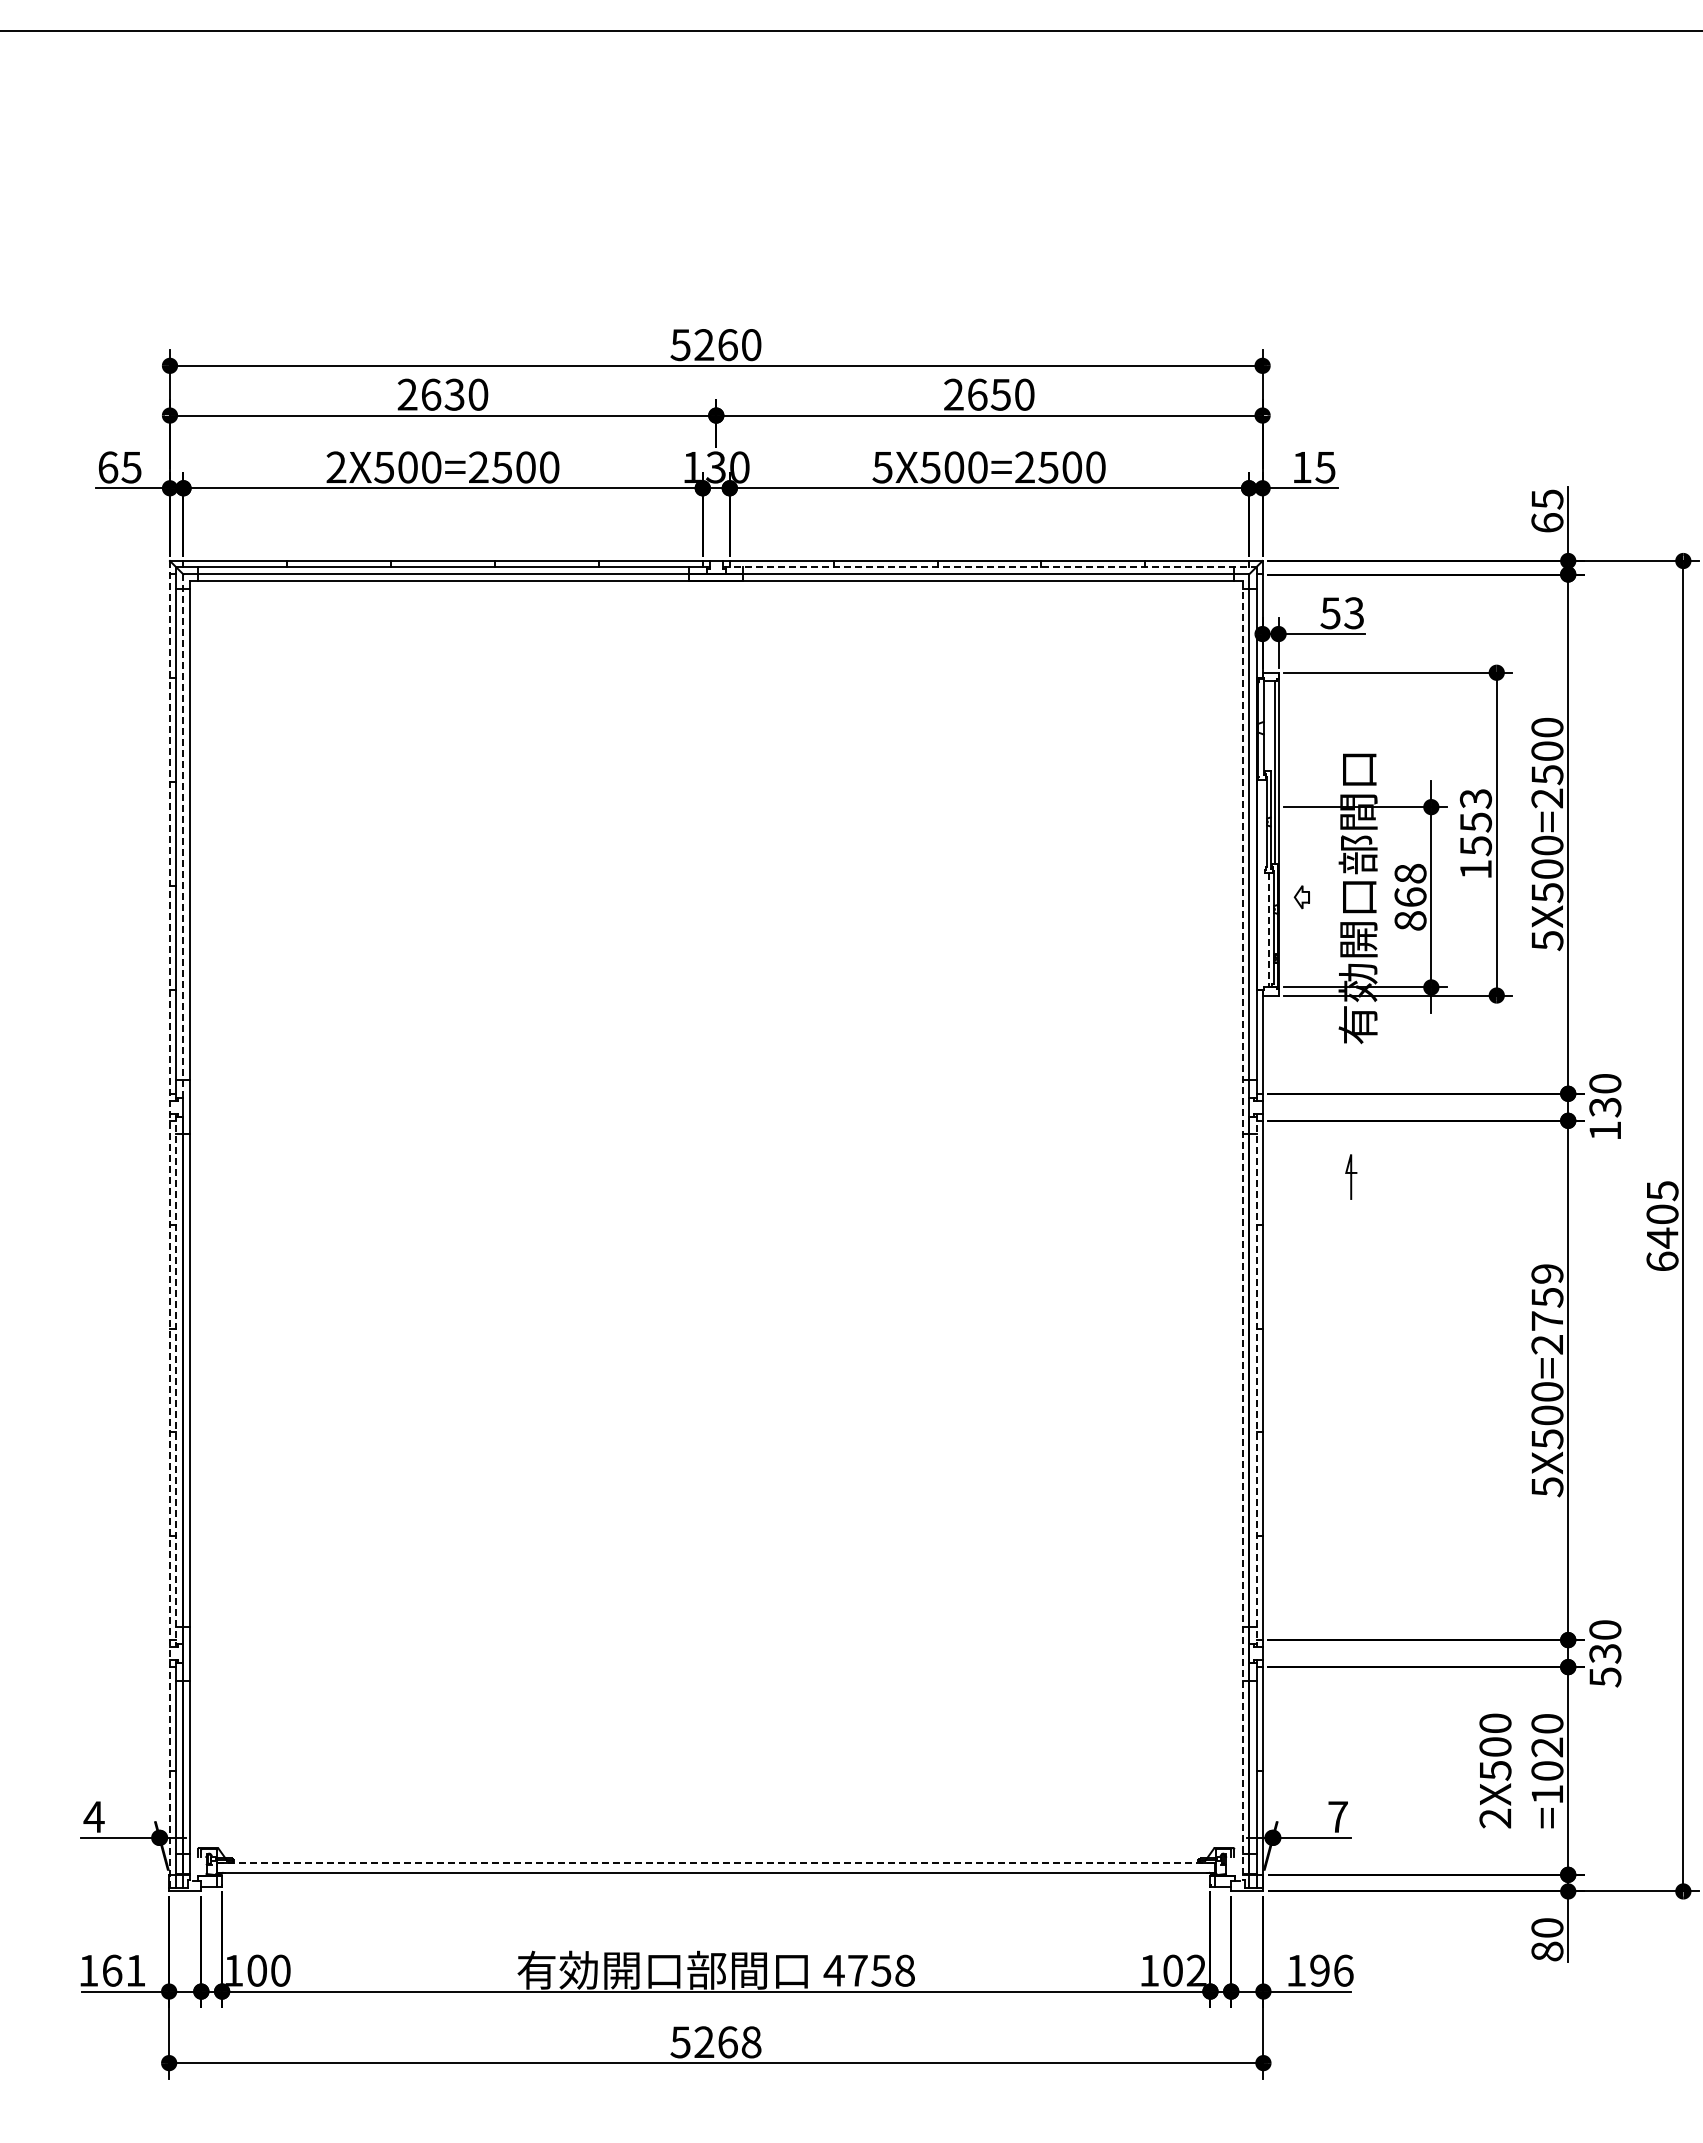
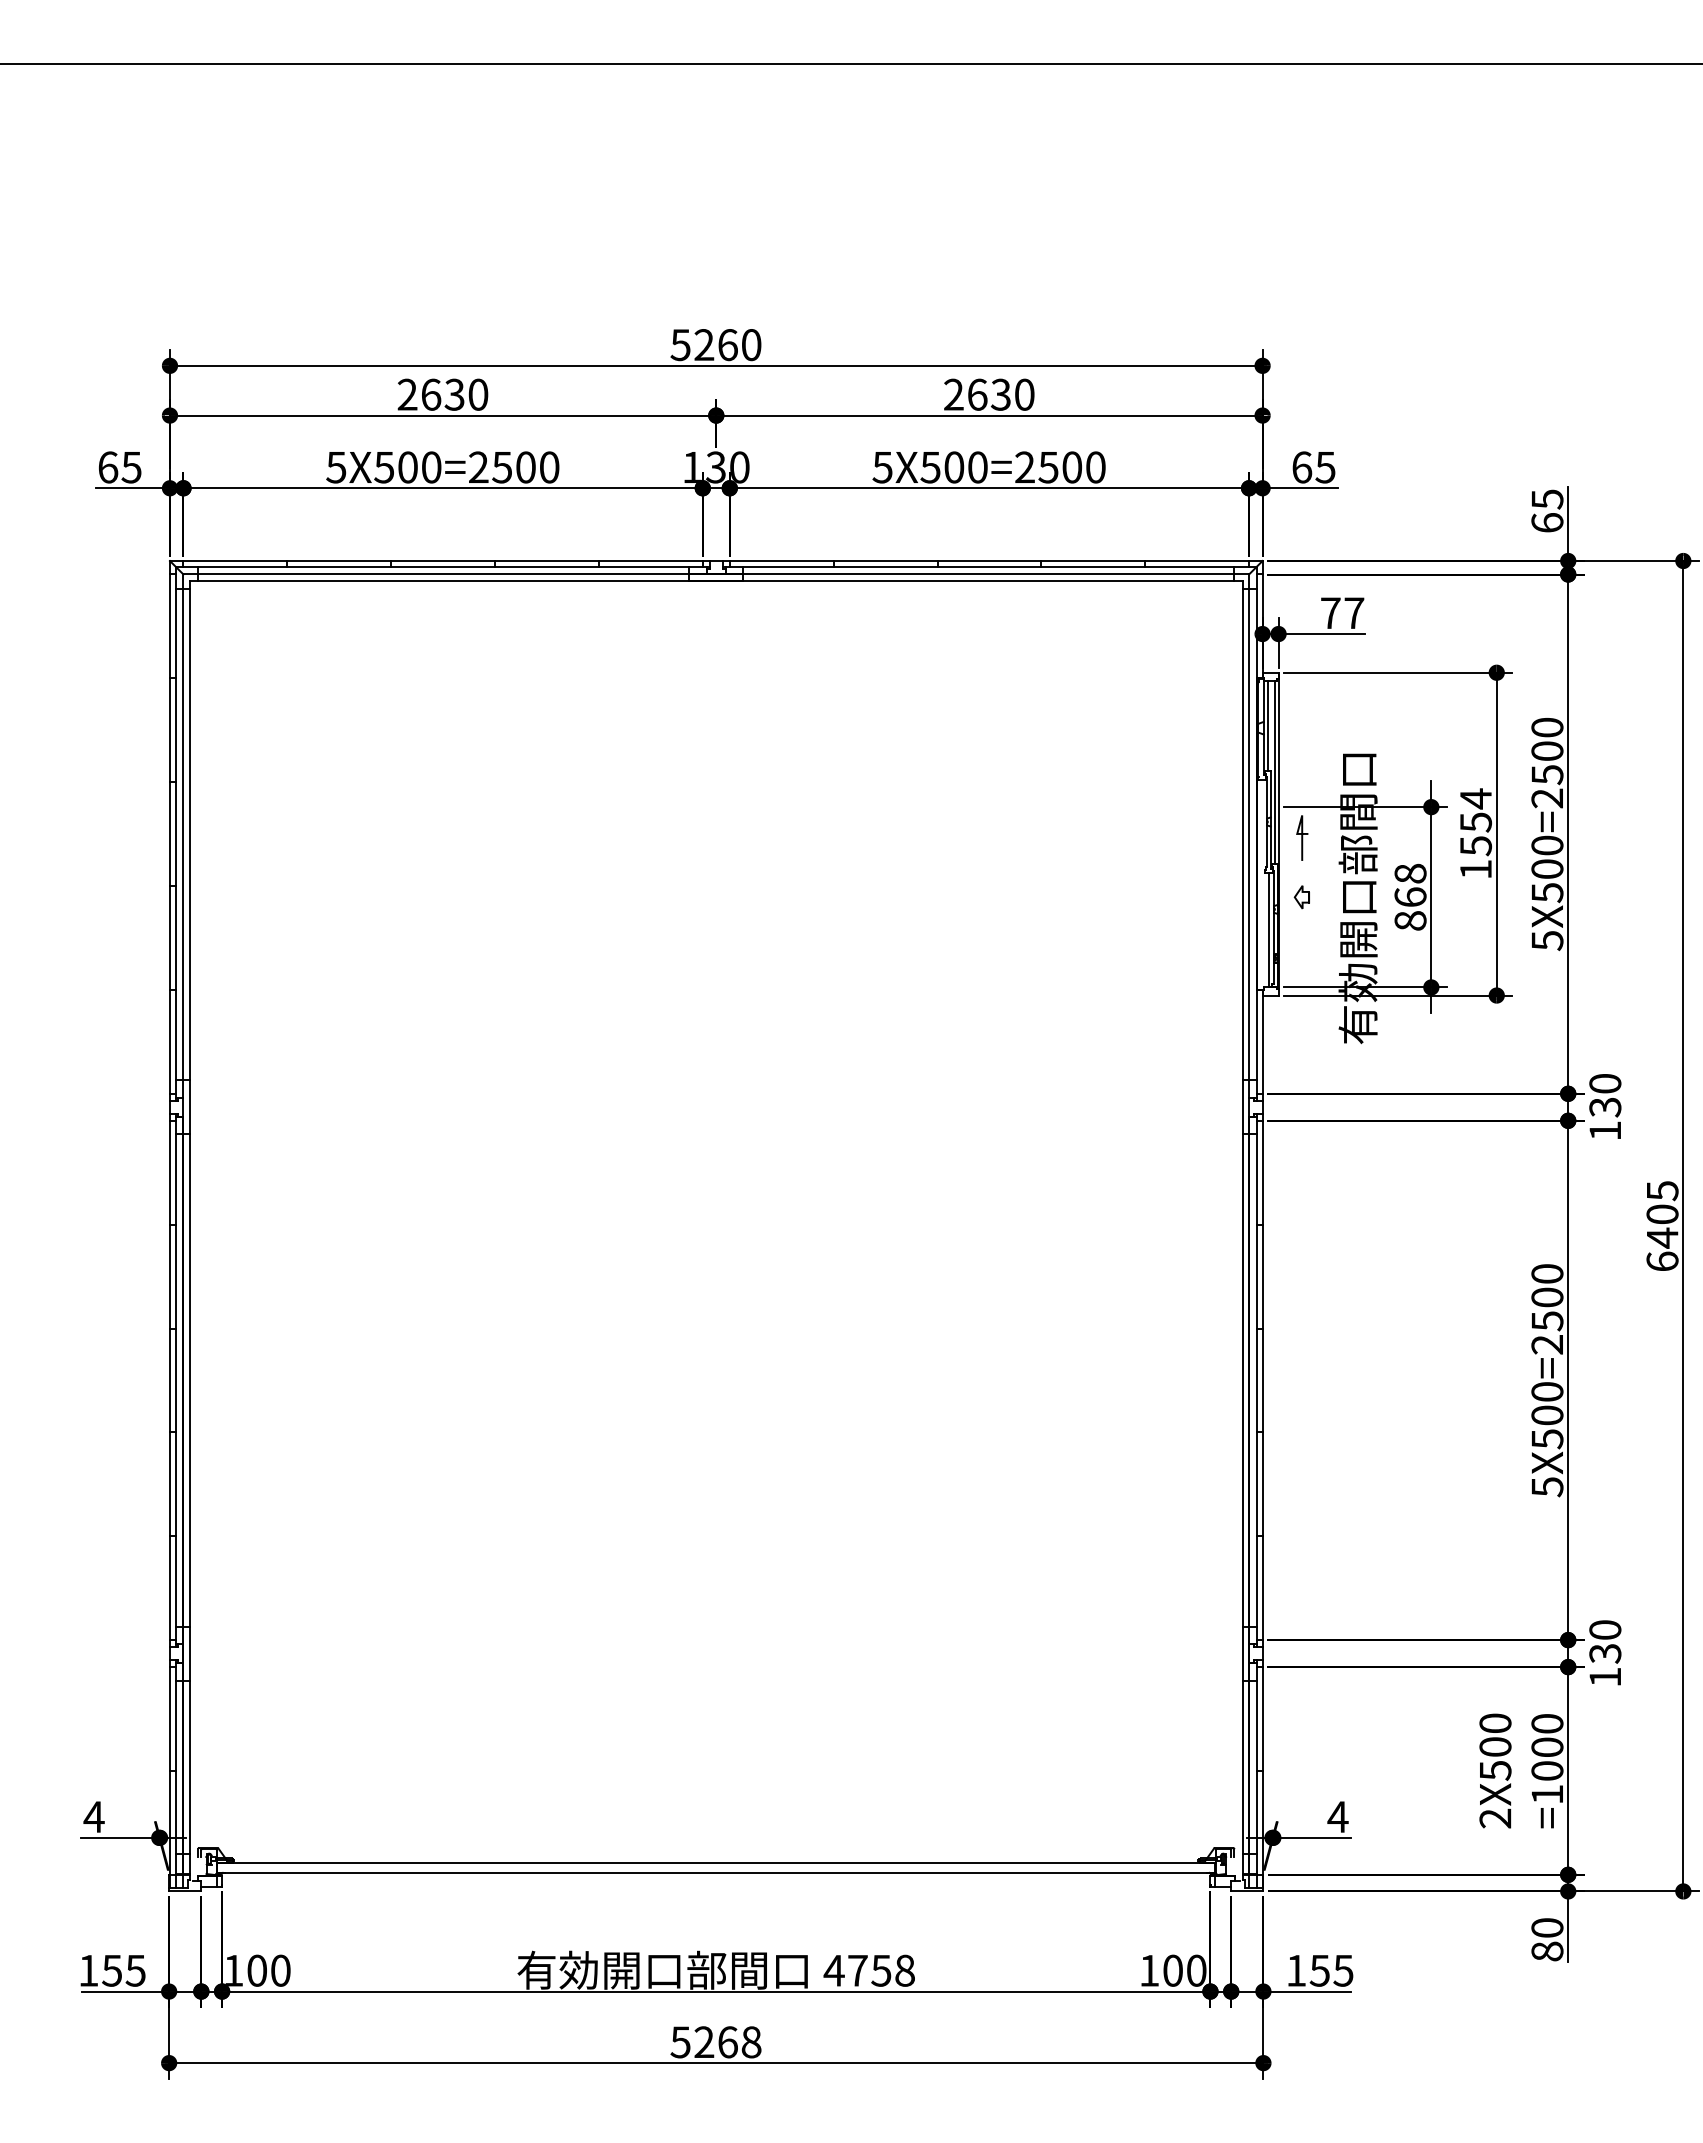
line position: (850, 31) -> (850, 64) (850, 64)
text: 2650 -> 2630 (1000, 394)
text: 2X500=2500 -> 5X500=2500 (336, 467)
text: 15 -> 65 (1302, 467)
line: dashed -> solid (989, 566)
text: 53 -> 77 (1342, 613)
line: none -> present (1267, 725)
text: 1553 -> 1554 (1475, 798)
line: dashed -> solid (183, 836)
line: dashed -> solid (1268, 930)
line position: (1351, 1176) -> (1302, 837) (1302, 837)
line: dashed -> solid (169, 1224)
line: dashed -> solid (1242, 1230)
text: 5X500=2759 -> 5X500=2500 (1547, 1297)
line: dashed -> solid (175, 1380)
line: dashed -> solid (1256, 1380)
text: 530 -> 130 (1605, 1677)
text: =1020 -> =1000 (1547, 1747)
text: 7 -> 4 (1337, 1816)
line: dashed -> solid (716, 1862)
text: 161 -> 155 (123, 1970)
text: 102 -> 100 (1196, 1970)
text: 196 -> 155 (1331, 1970)
